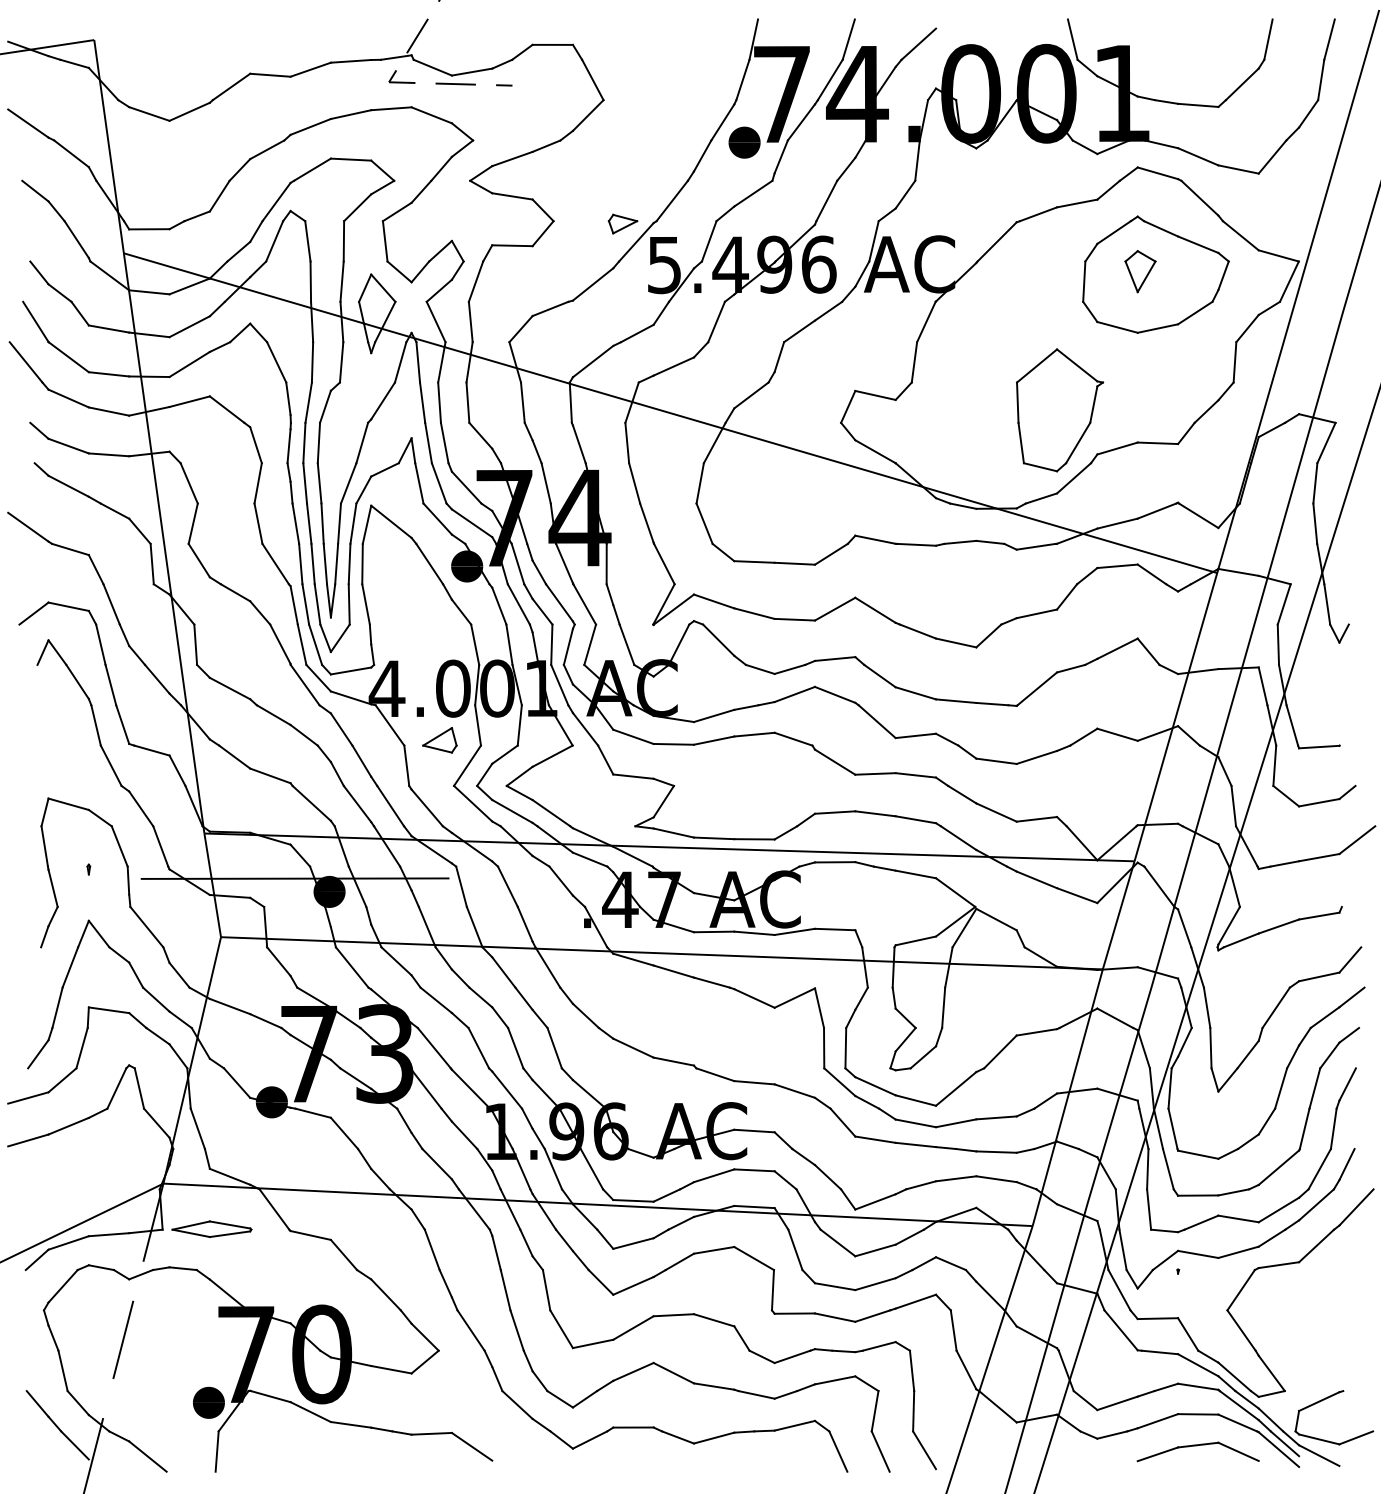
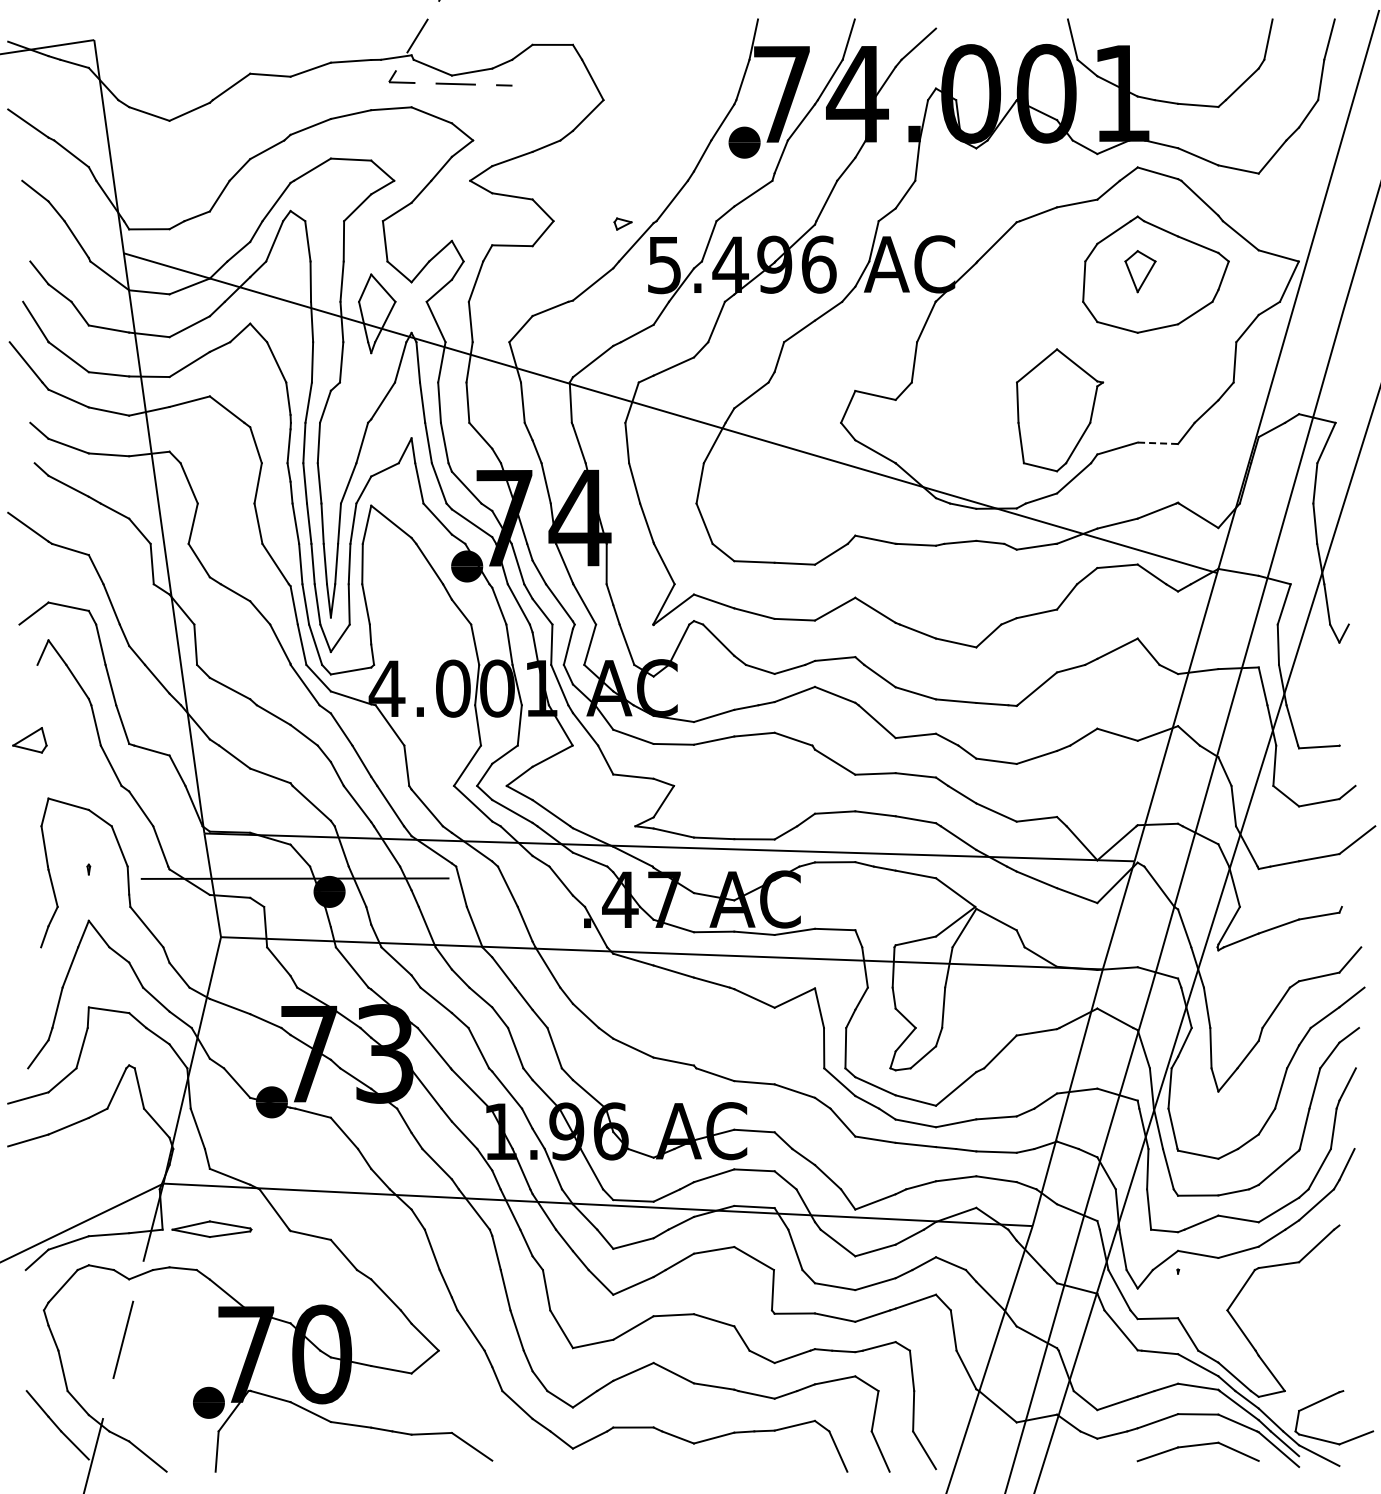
part size: 32x22 px -> 20x14 px (622, 223)
line: solid -> dashed (1157, 443)
part position: (439, 740) -> (29, 740) (29, 740)
line: present -> none (1356, 1207)
